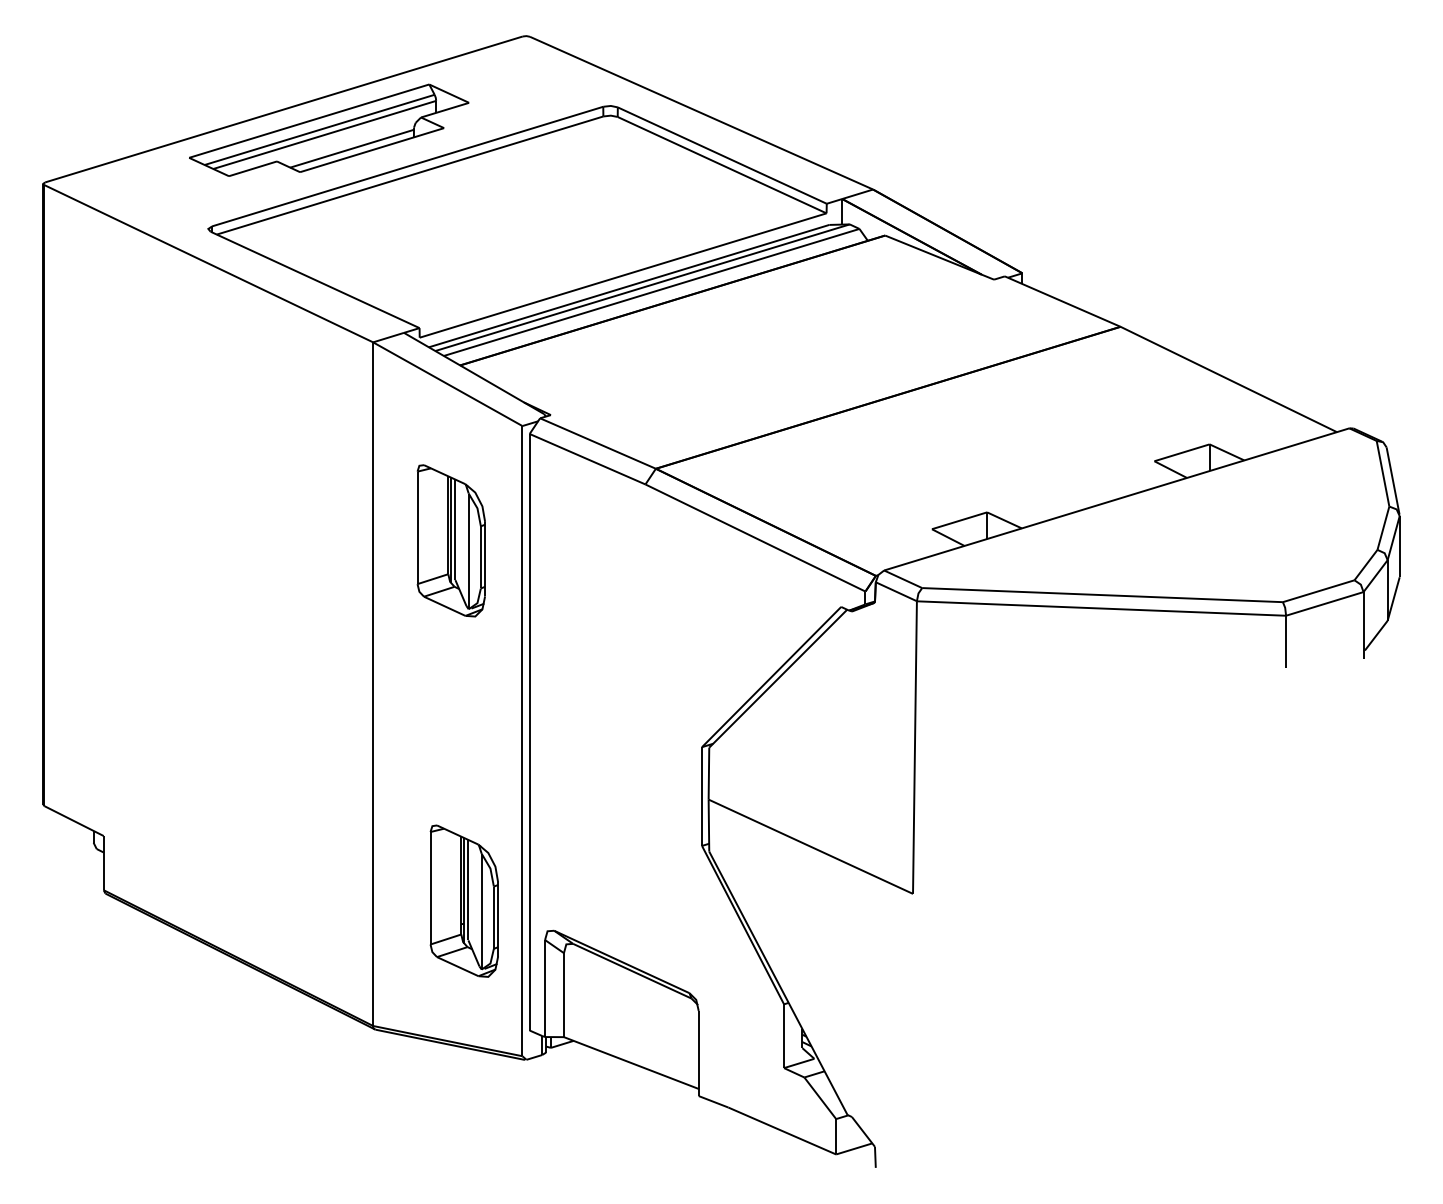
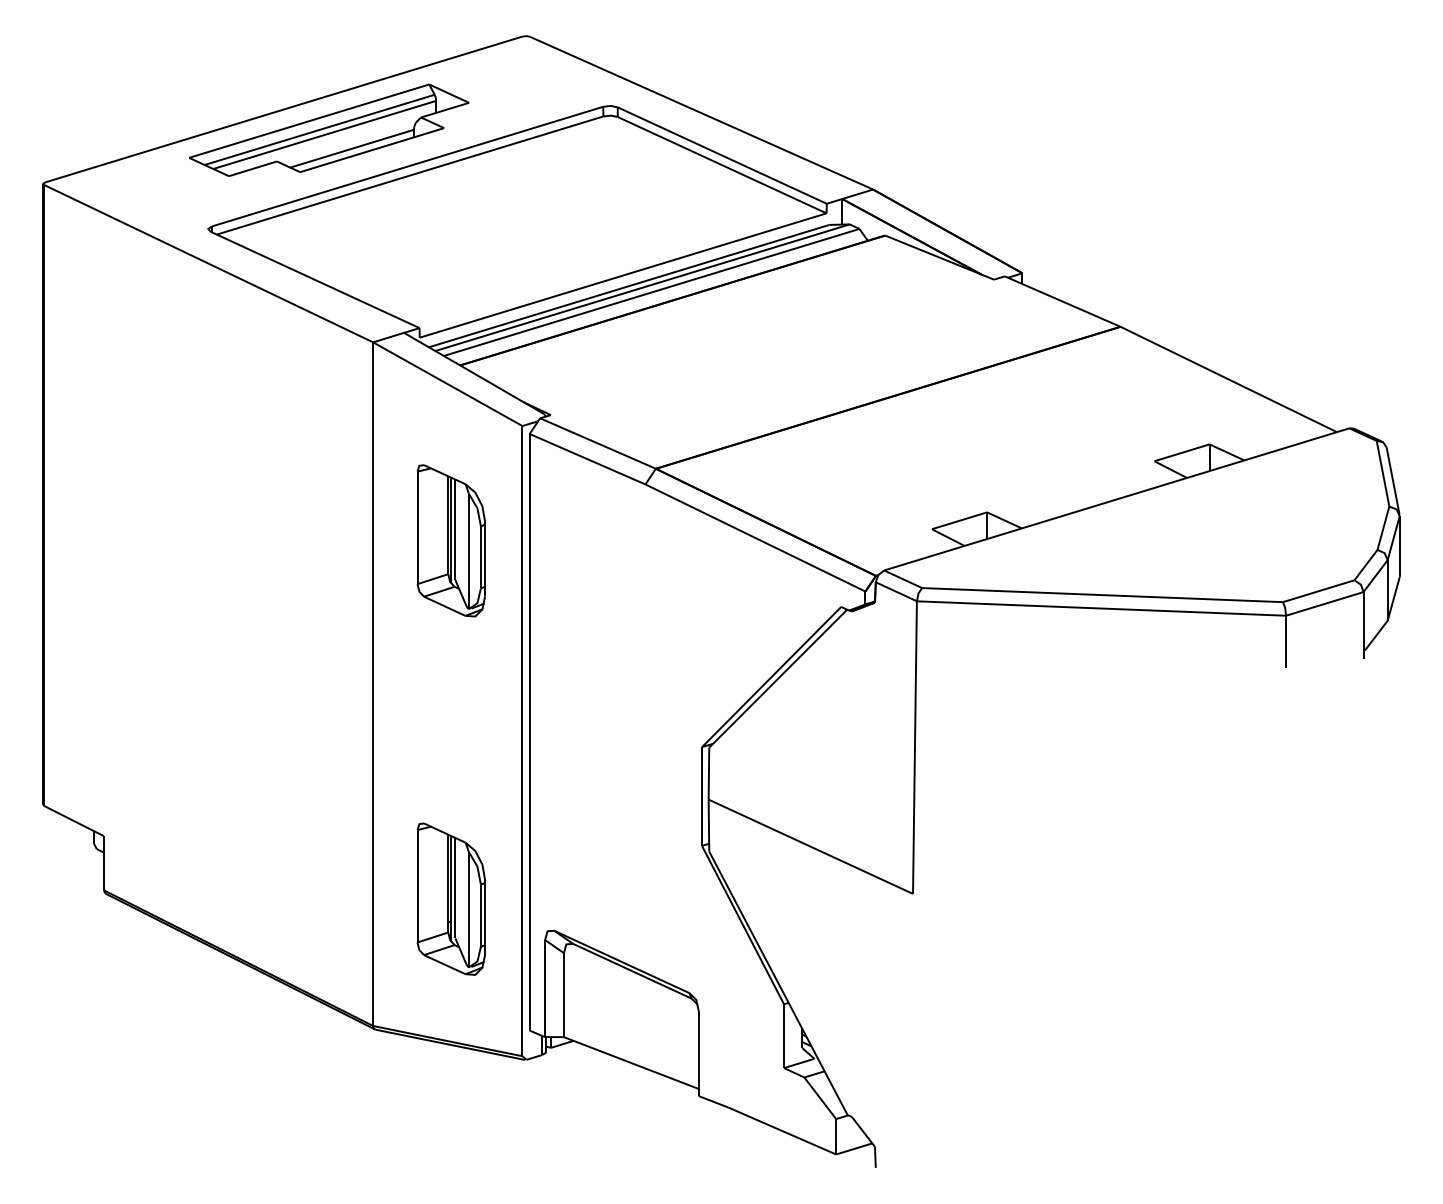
part position: (463, 900) -> (450, 898) (450, 898)
